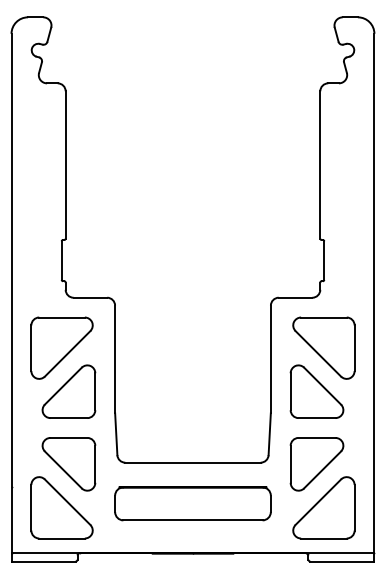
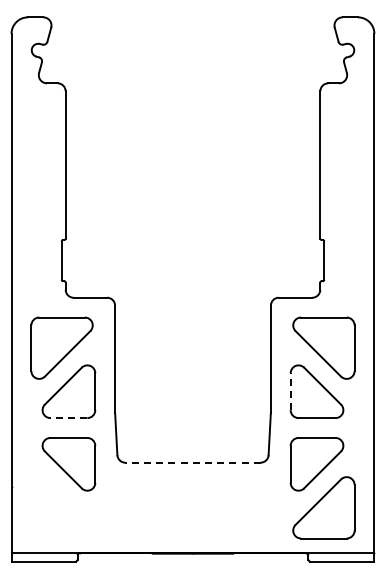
line: solid -> dashed (290, 391)
line: solid -> dashed (68, 418)
line: solid -> dashed (193, 462)
part: present -> none (192, 503)
part: present -> none (61, 507)
